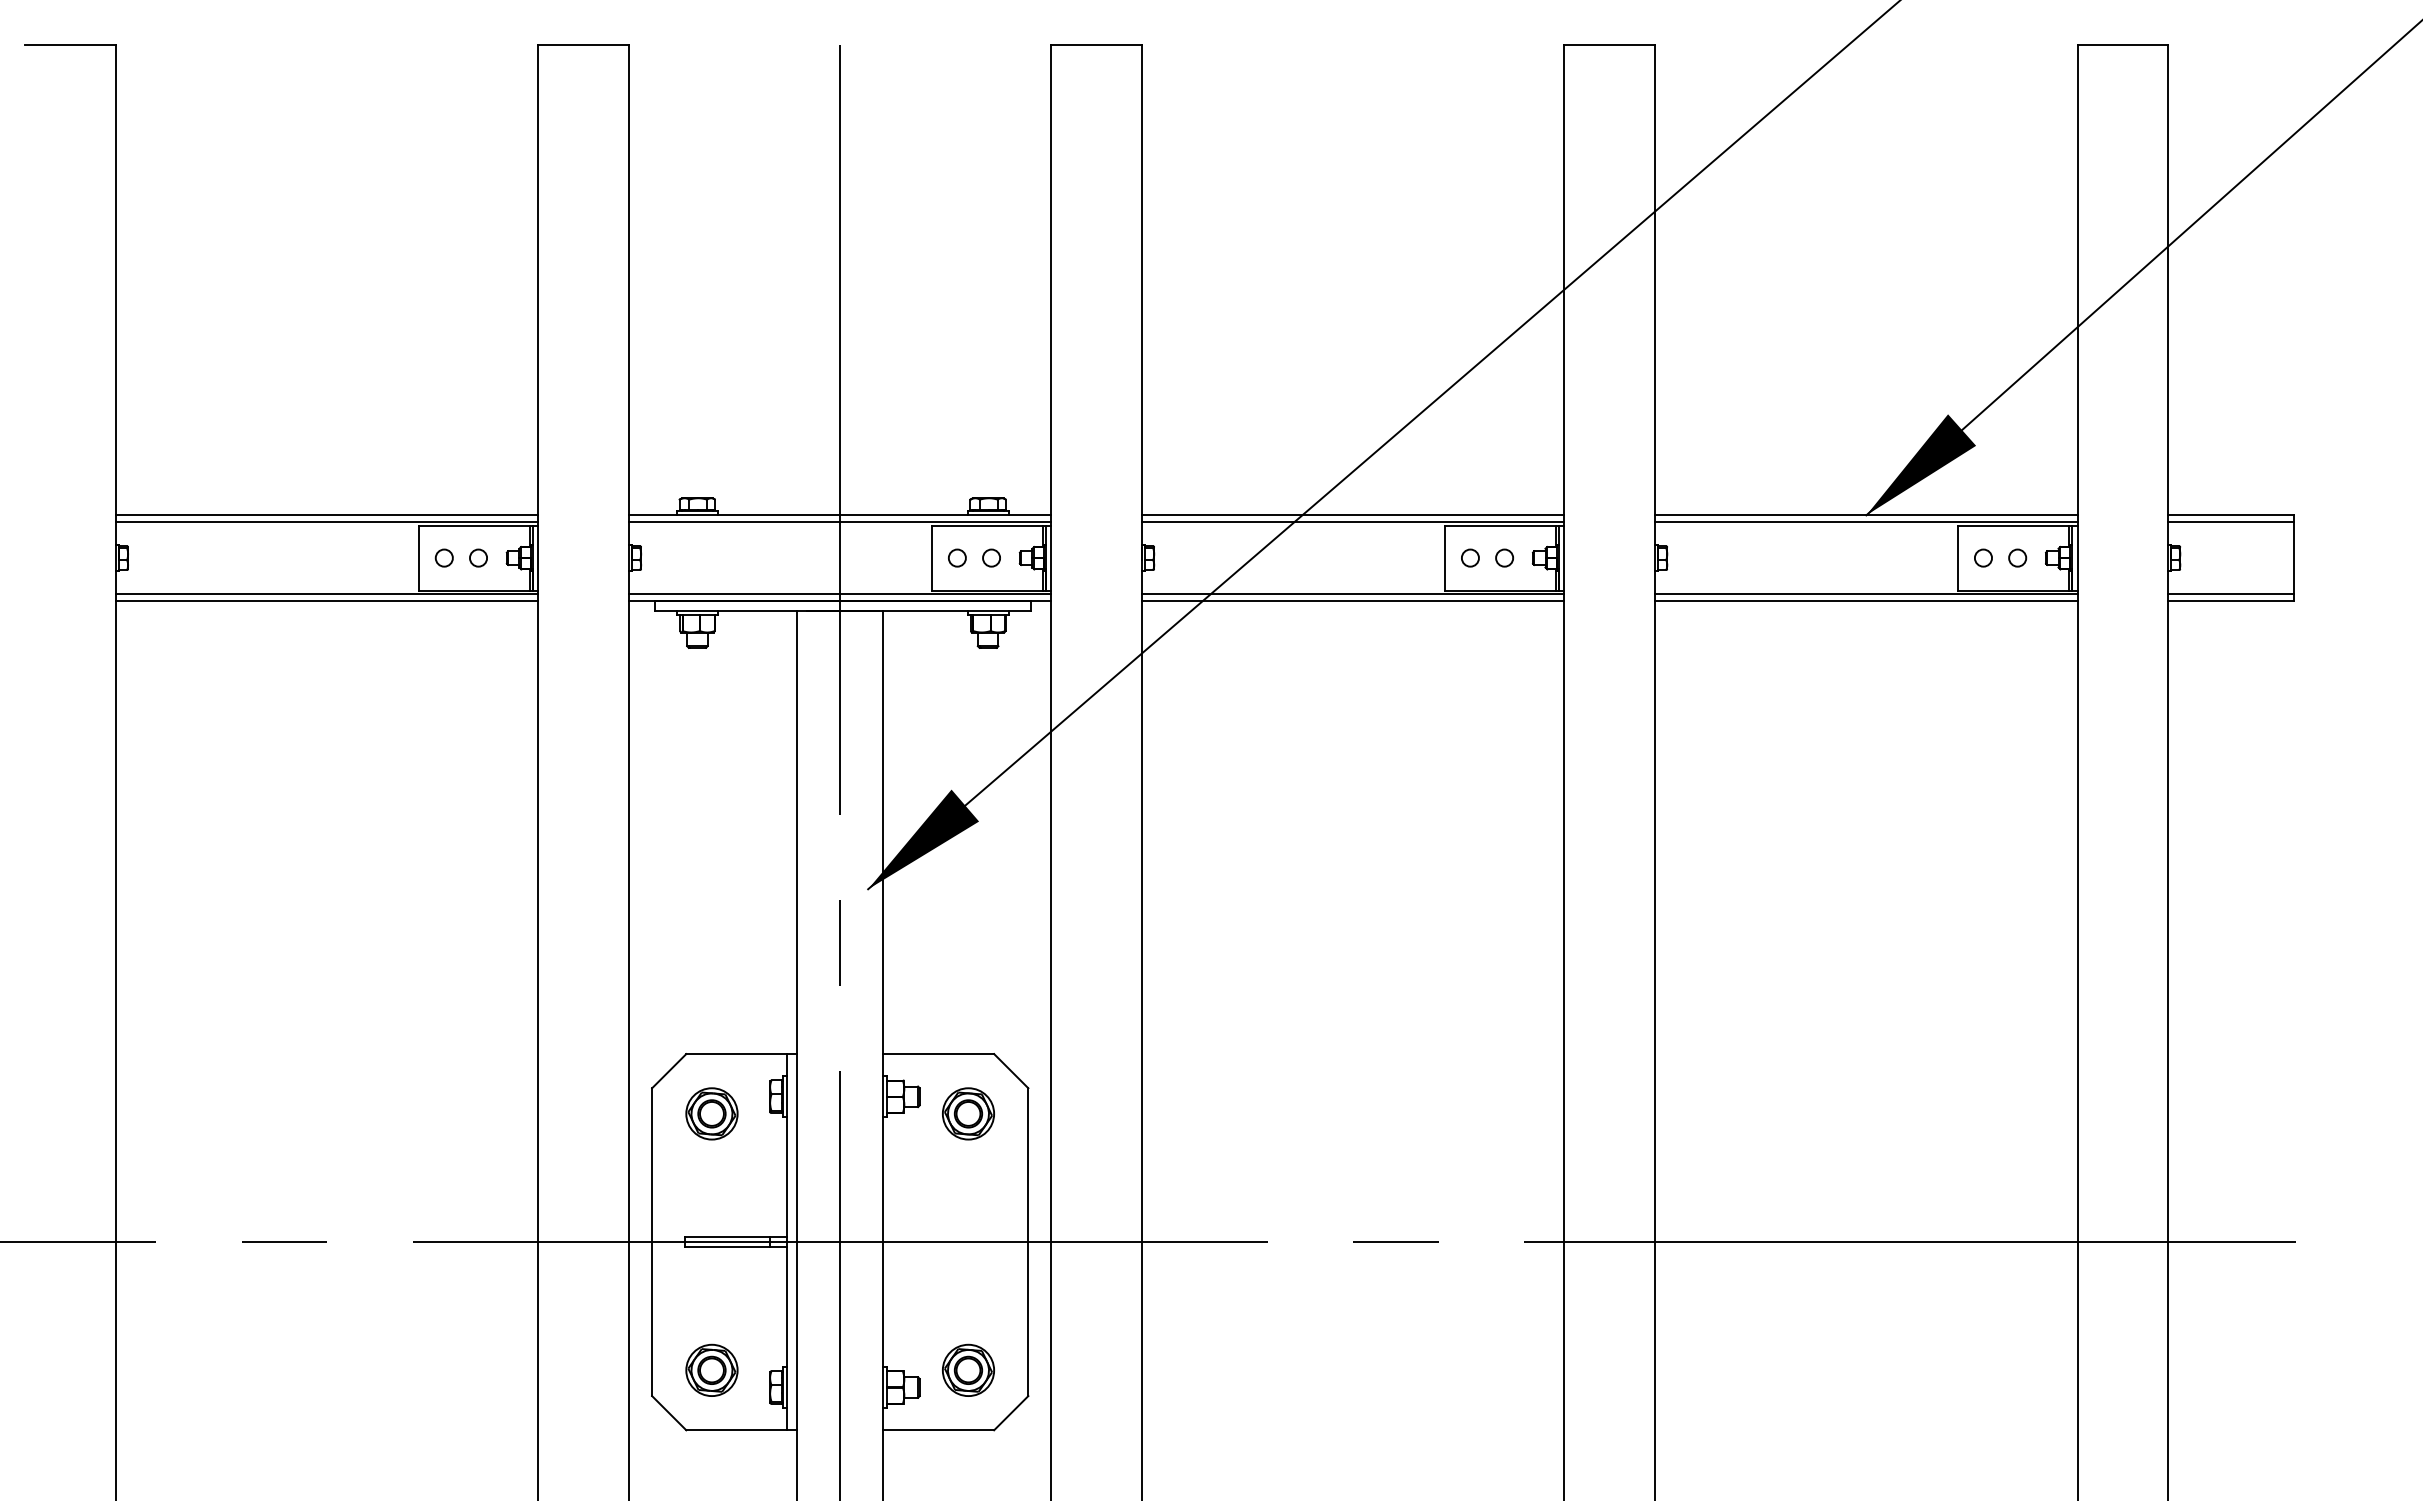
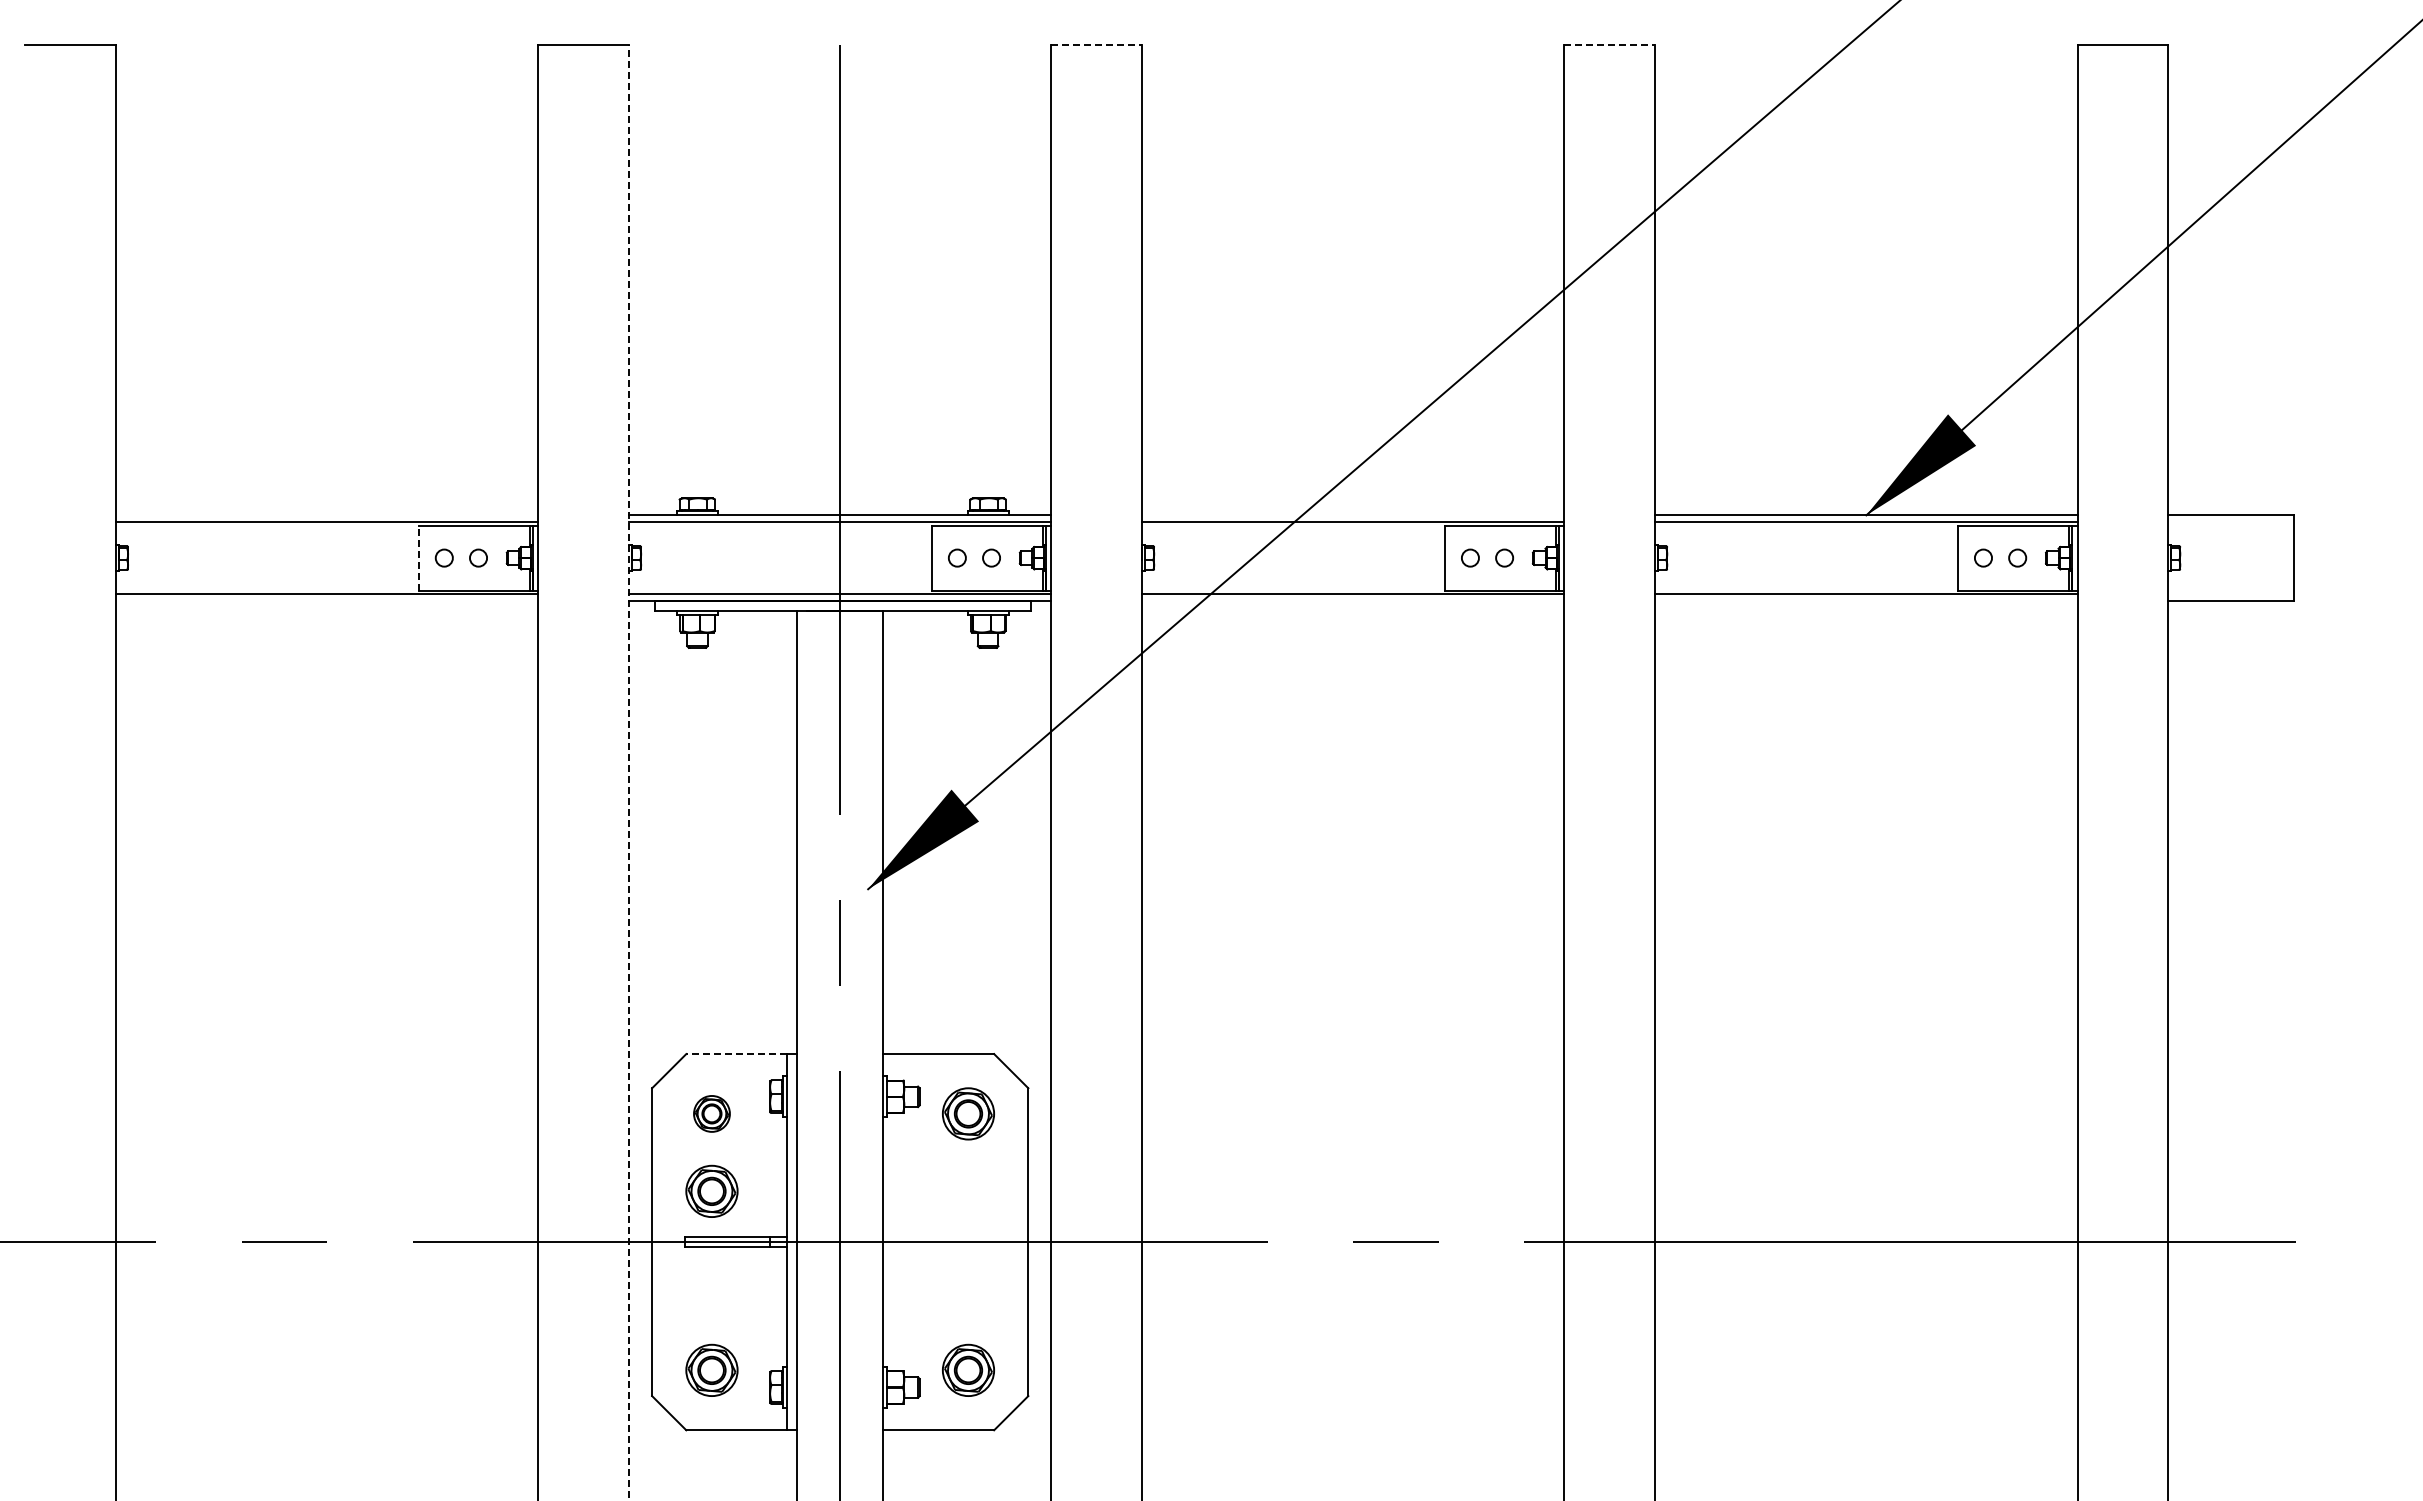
line: solid -> dashed (1097, 45)
line: solid -> dashed (1610, 45)
line: present -> none (326, 515)
line: present -> none (1353, 515)
line: present -> none (2230, 522)
line: solid -> dashed (418, 557)
line: present -> none (2230, 594)
line: present -> none (326, 600)
line: present -> none (1353, 600)
line: present -> none (1866, 600)
line: solid -> dashed (629, 772)
line: solid -> dashed (736, 1054)
part size: 54x54 px -> 38x38 px (711, 1113)
part: none -> present (711, 1190)
